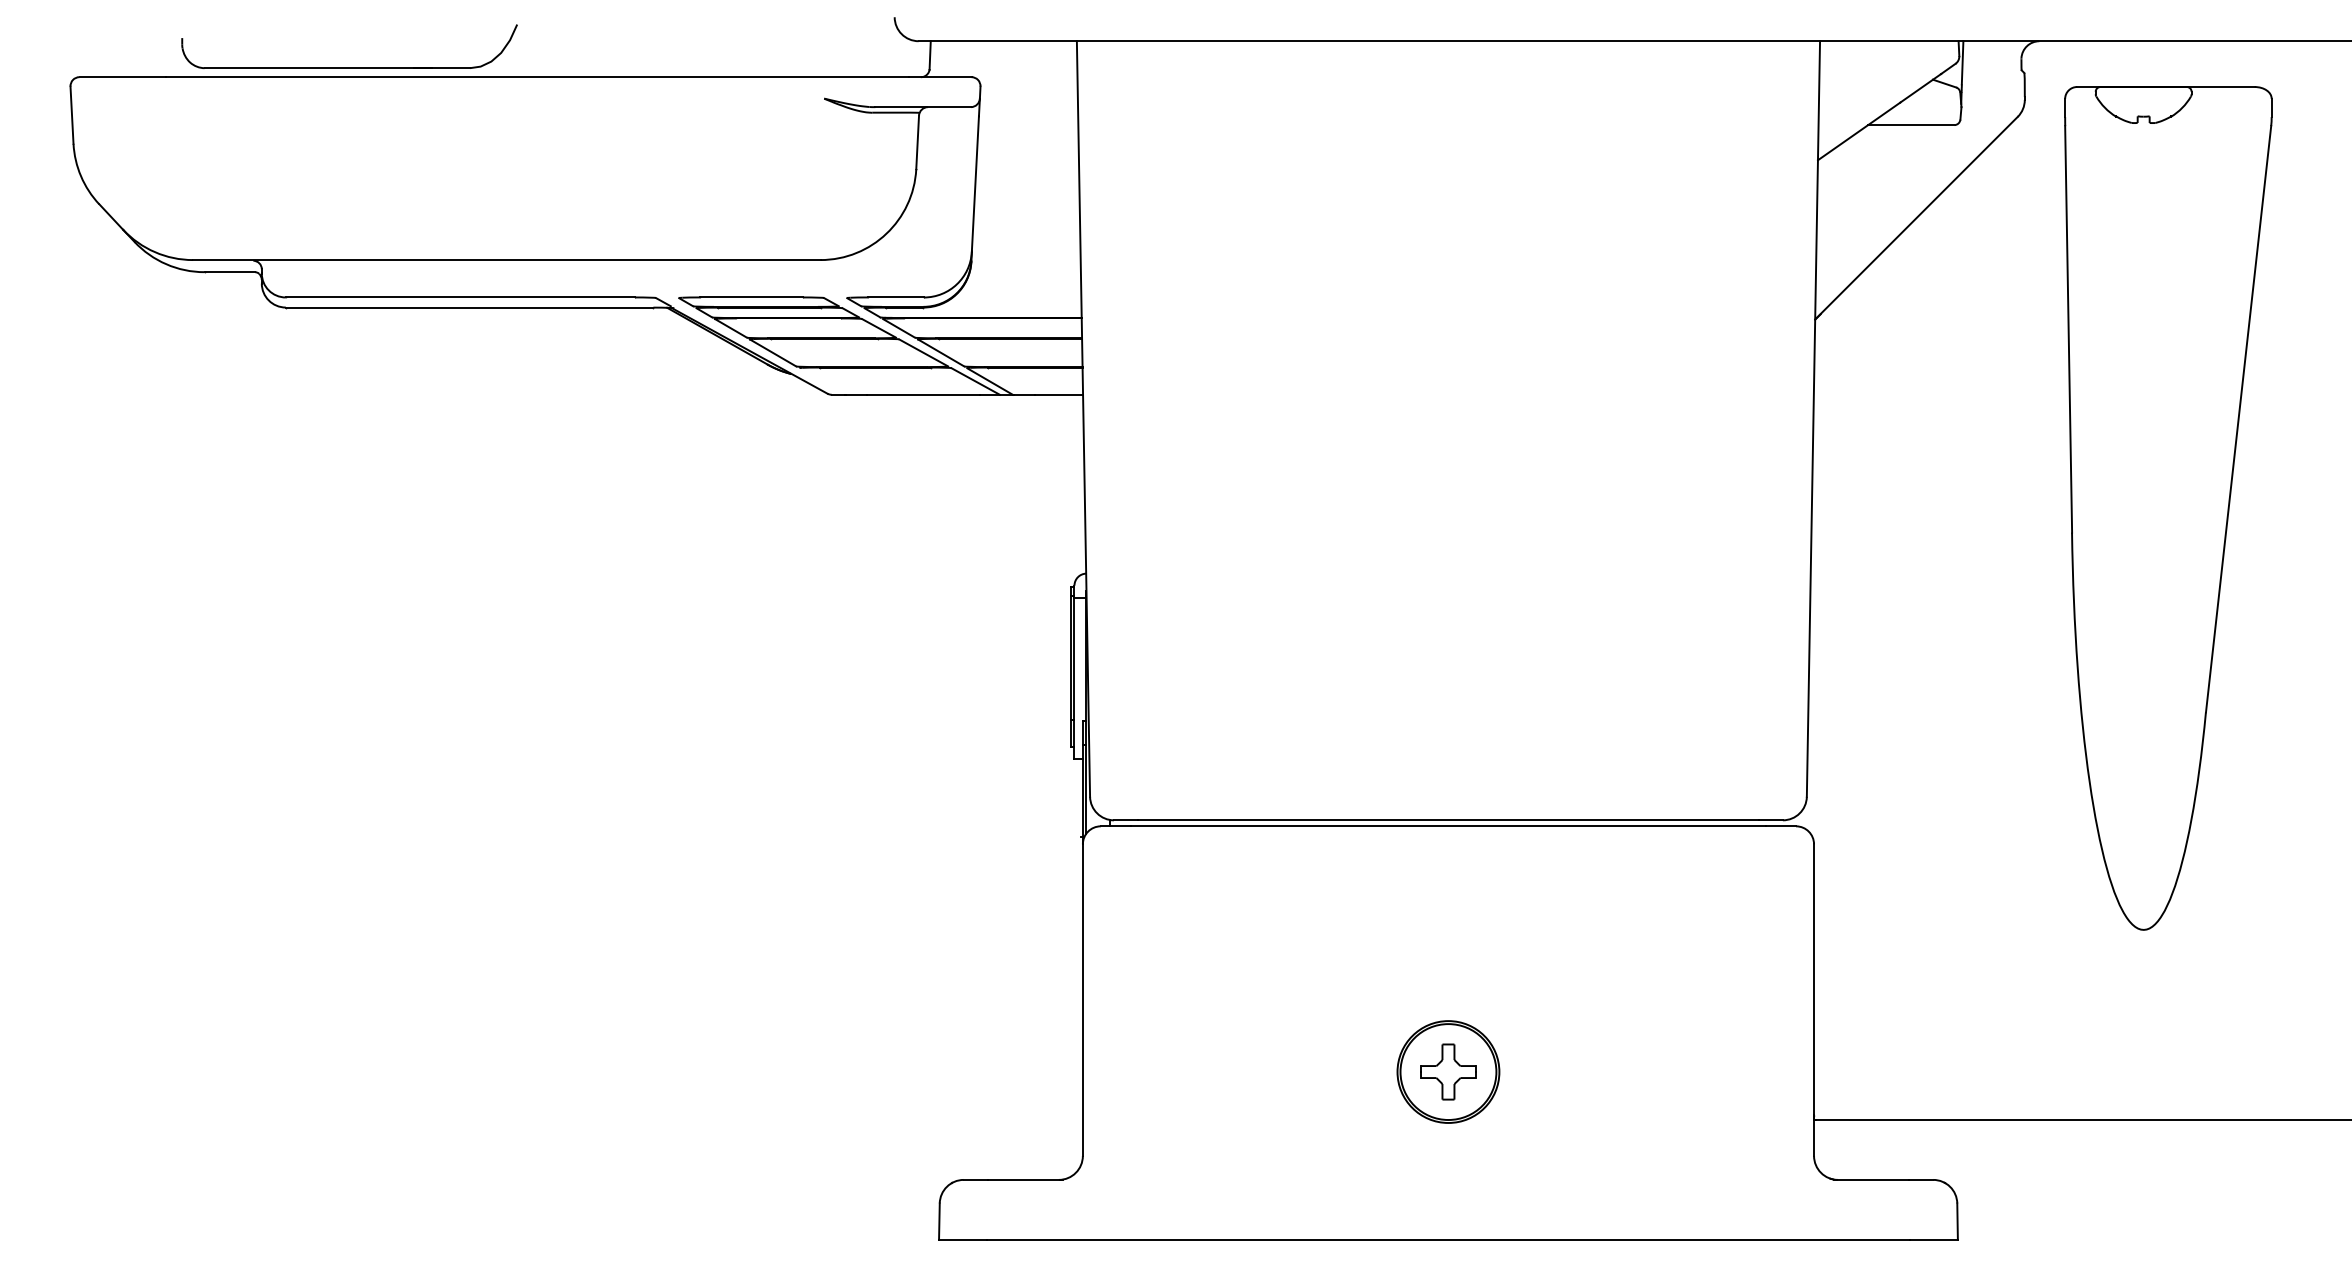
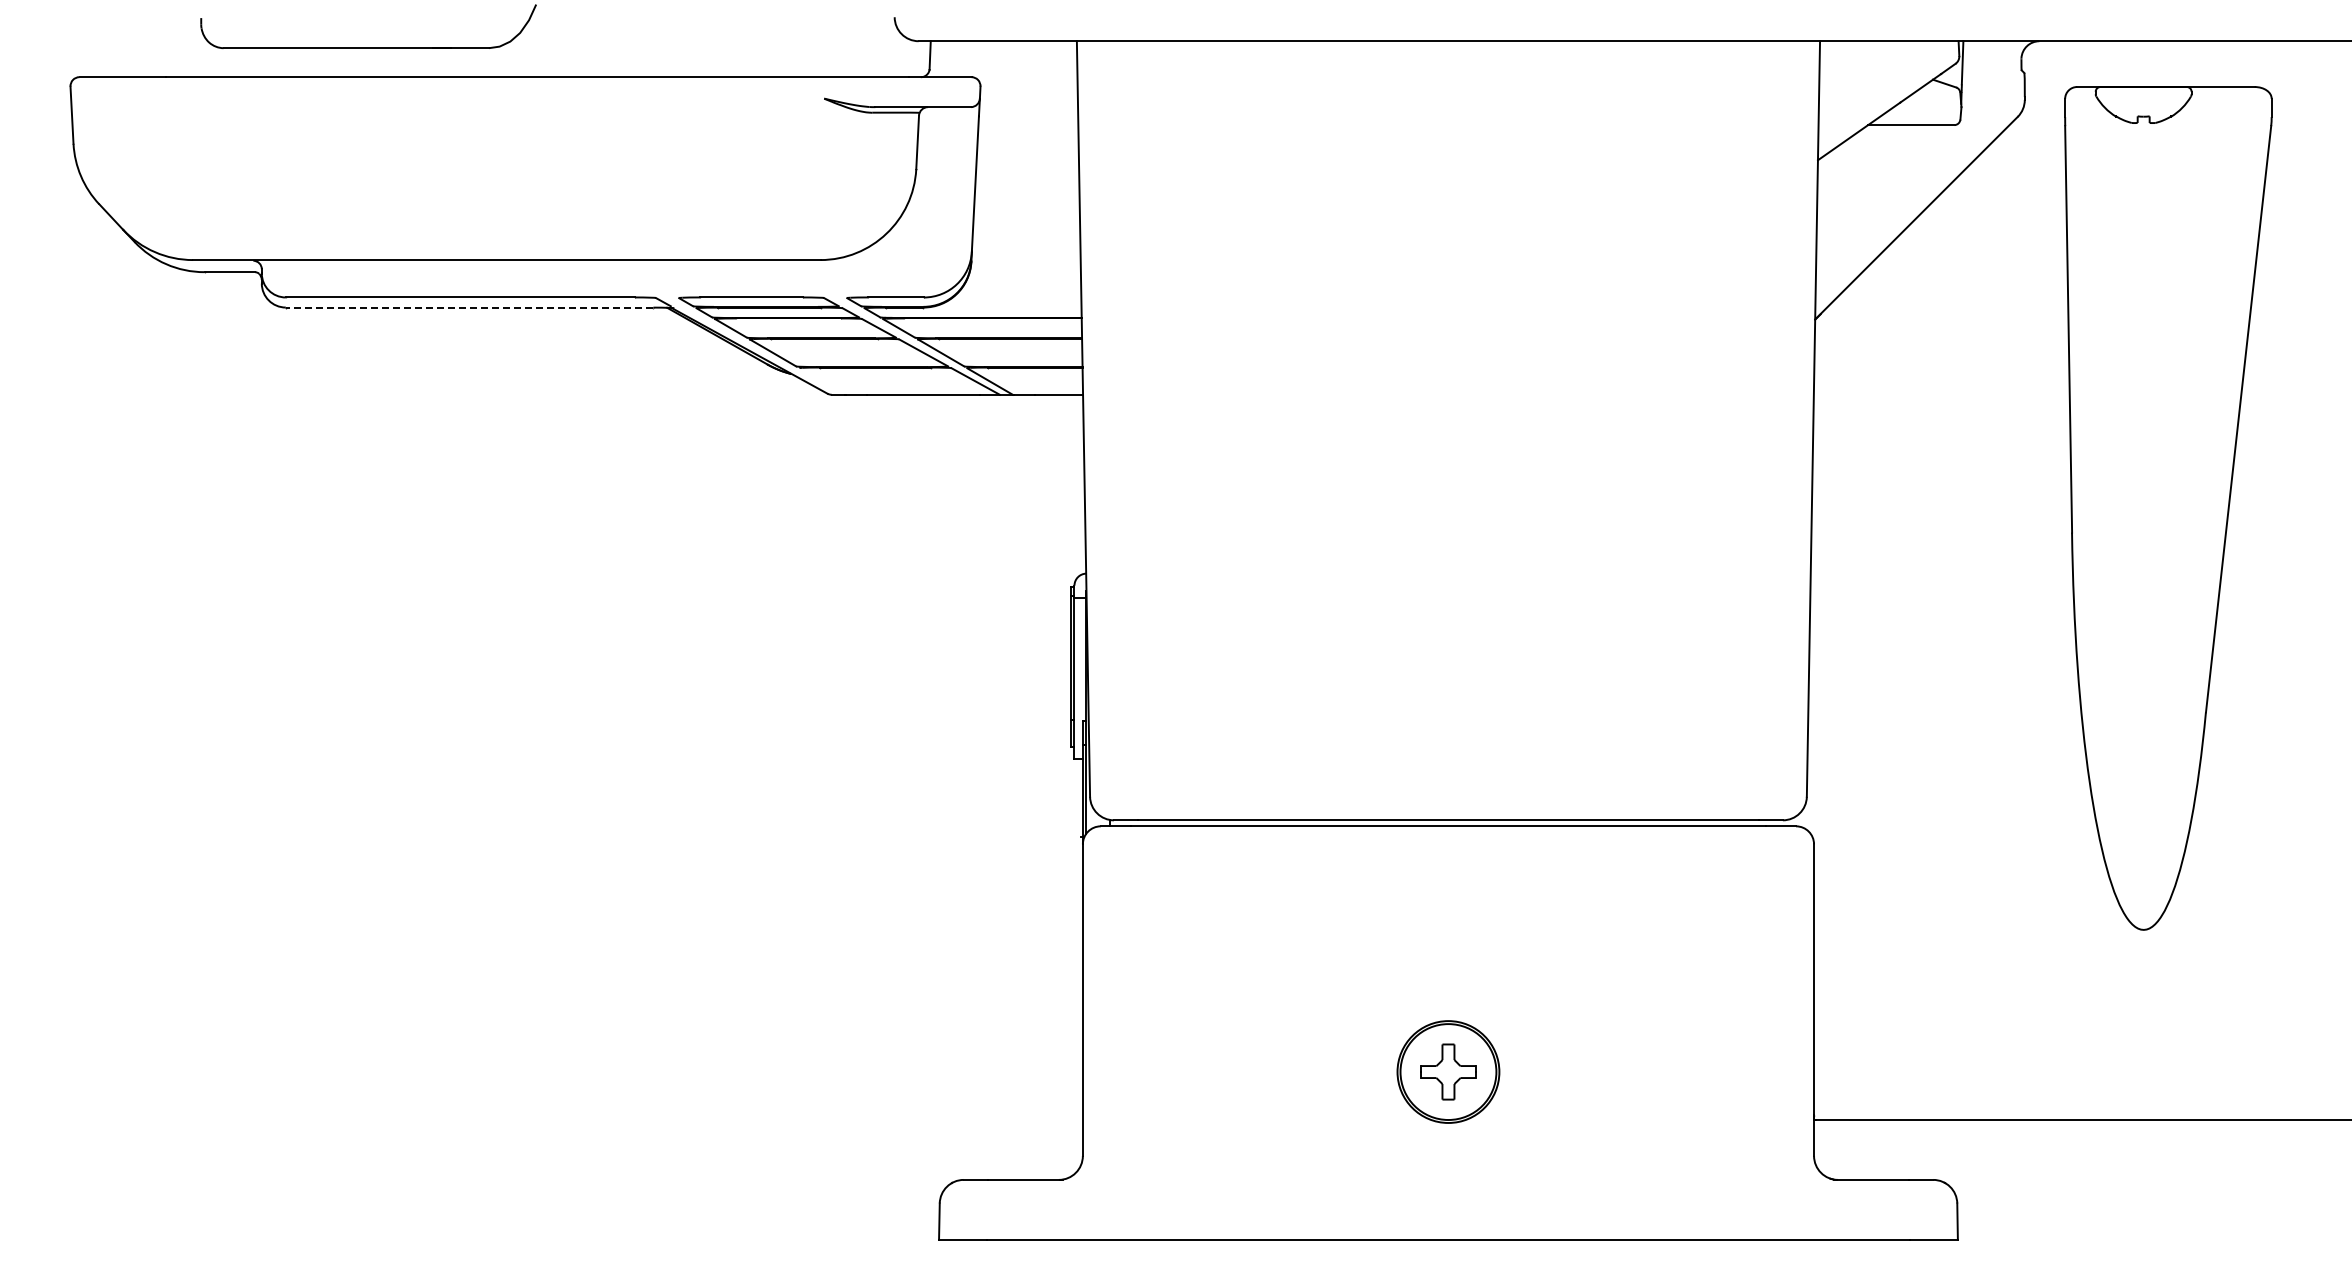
part position: (349, 67) -> (368, 47) (368, 47)
line: solid -> dashed (469, 307)
